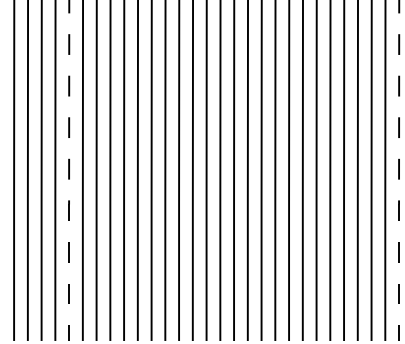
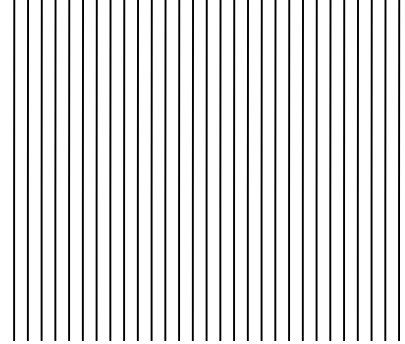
line: dashed -> solid (69, 171)
line: dashed -> solid (399, 171)
